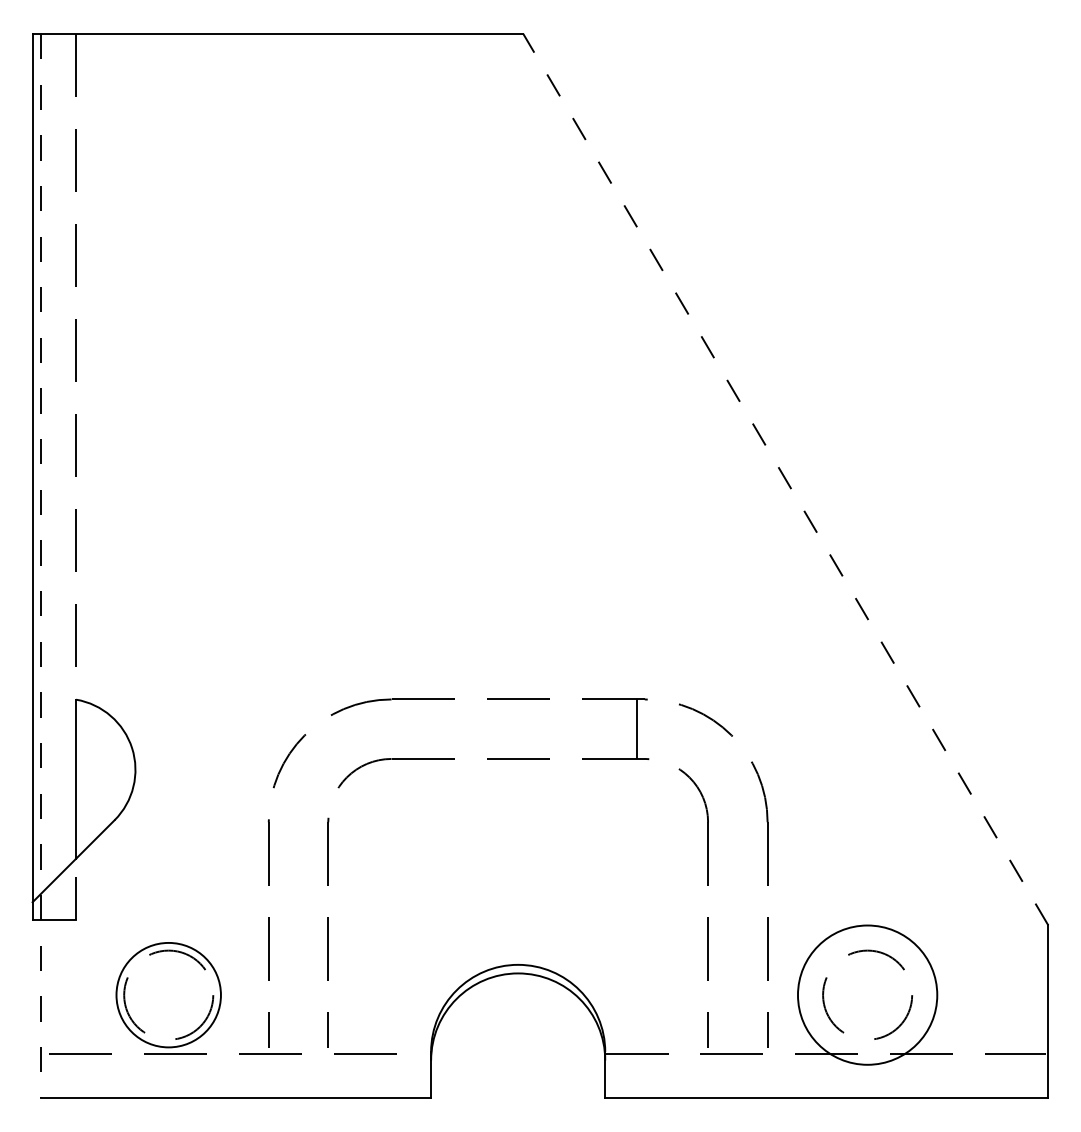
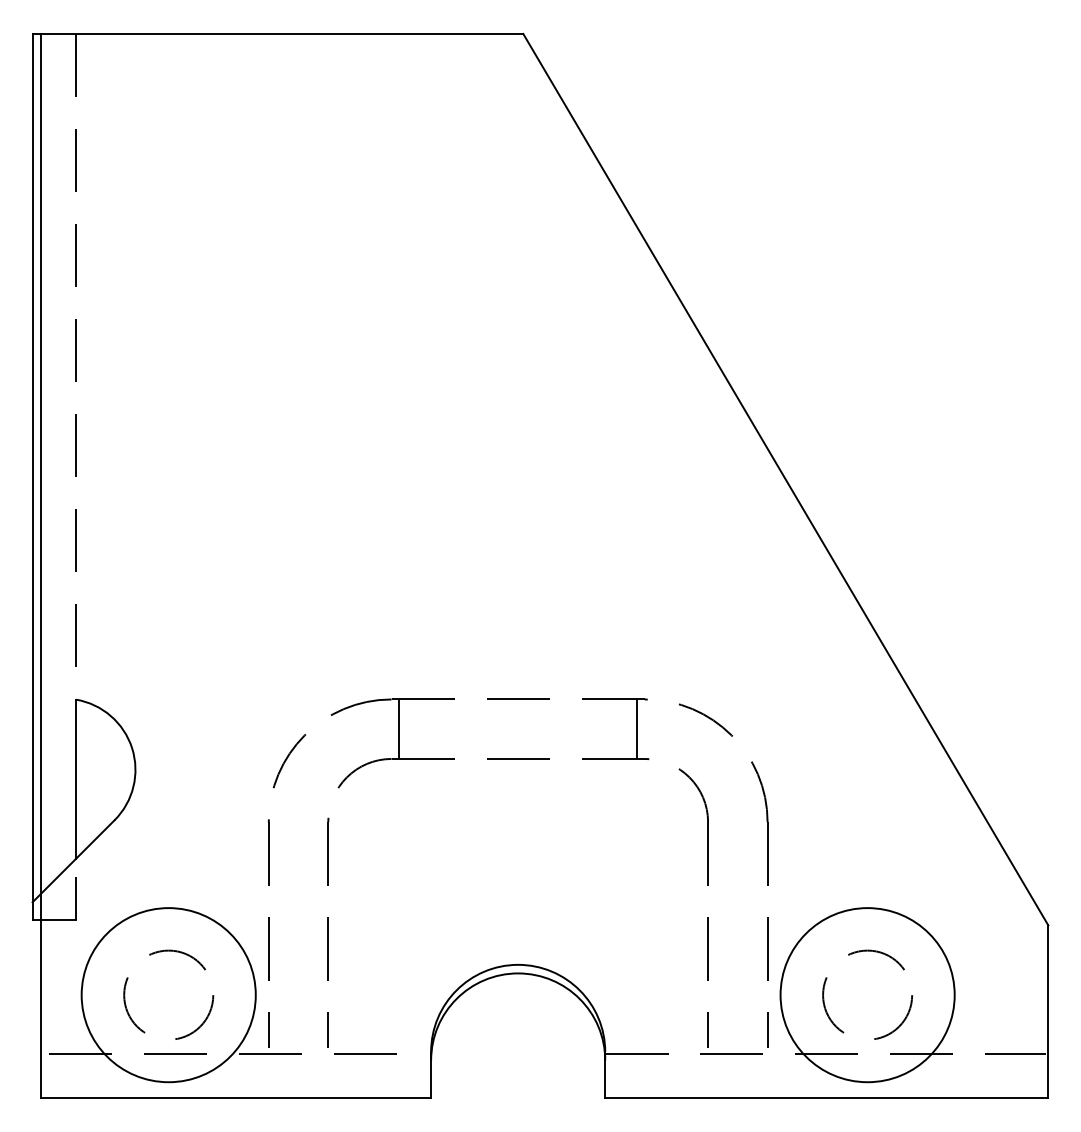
line: dashed -> solid (785, 479)
line: dashed -> solid (40, 566)
line: none -> present (399, 728)
circle diameter: 104 px -> 174 px (168, 995)
circle diameter: 139 px -> 174 px (867, 995)
